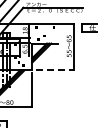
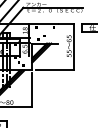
line: dashed -> solid (55, 70)
